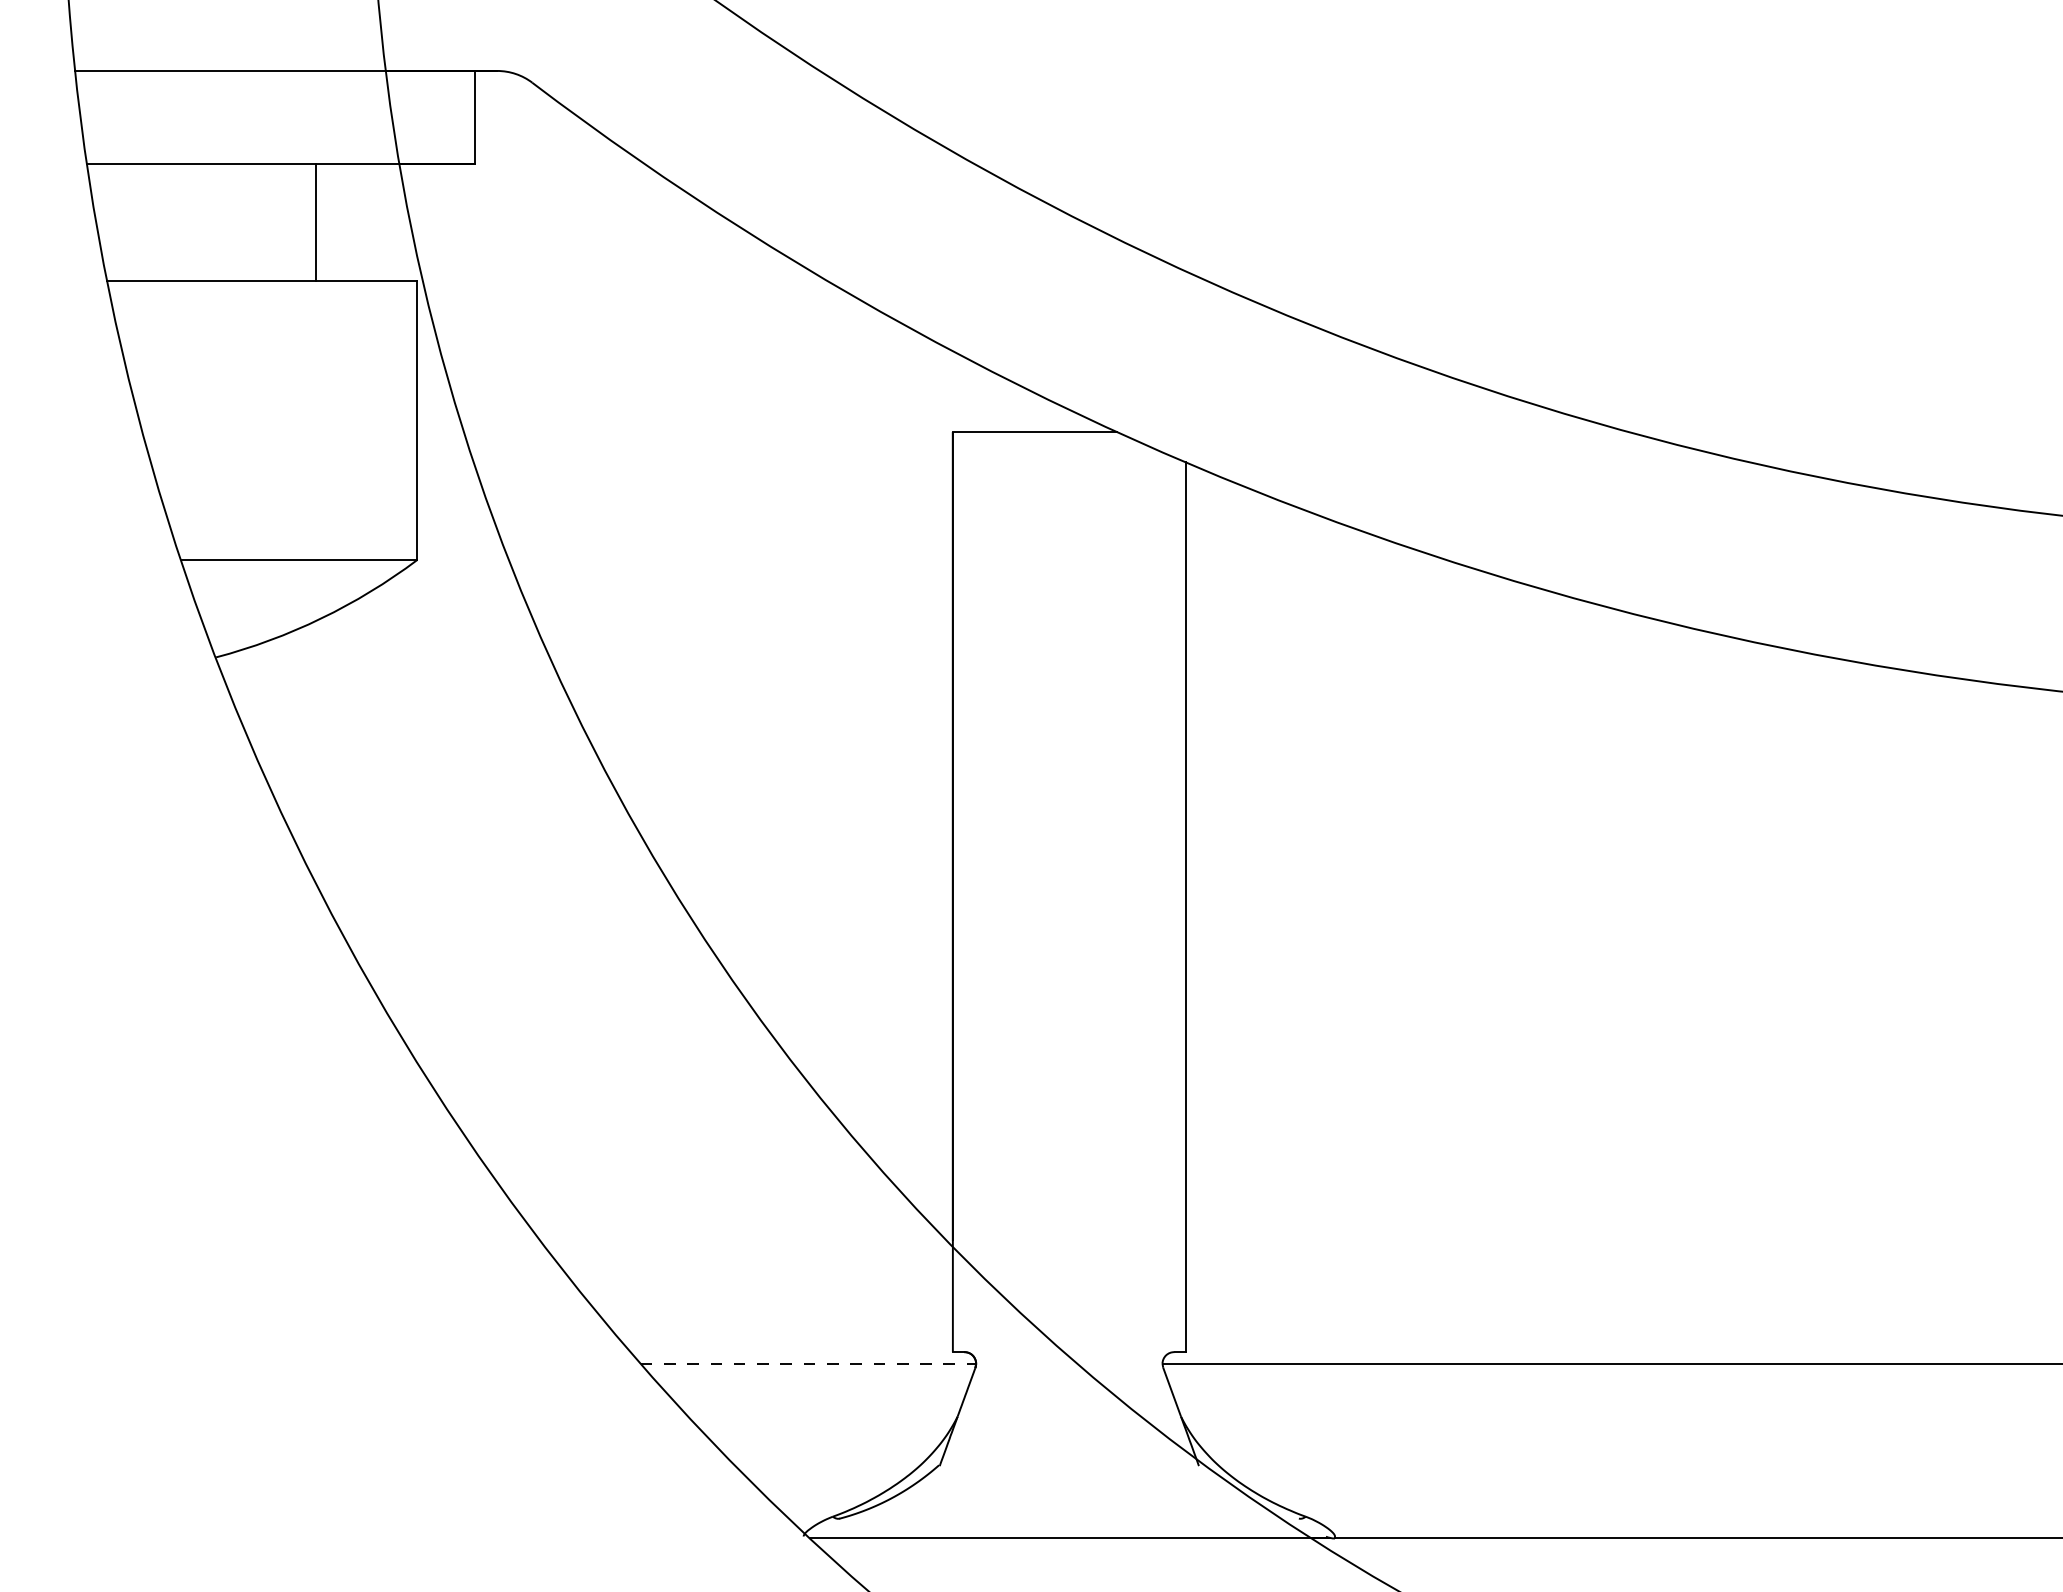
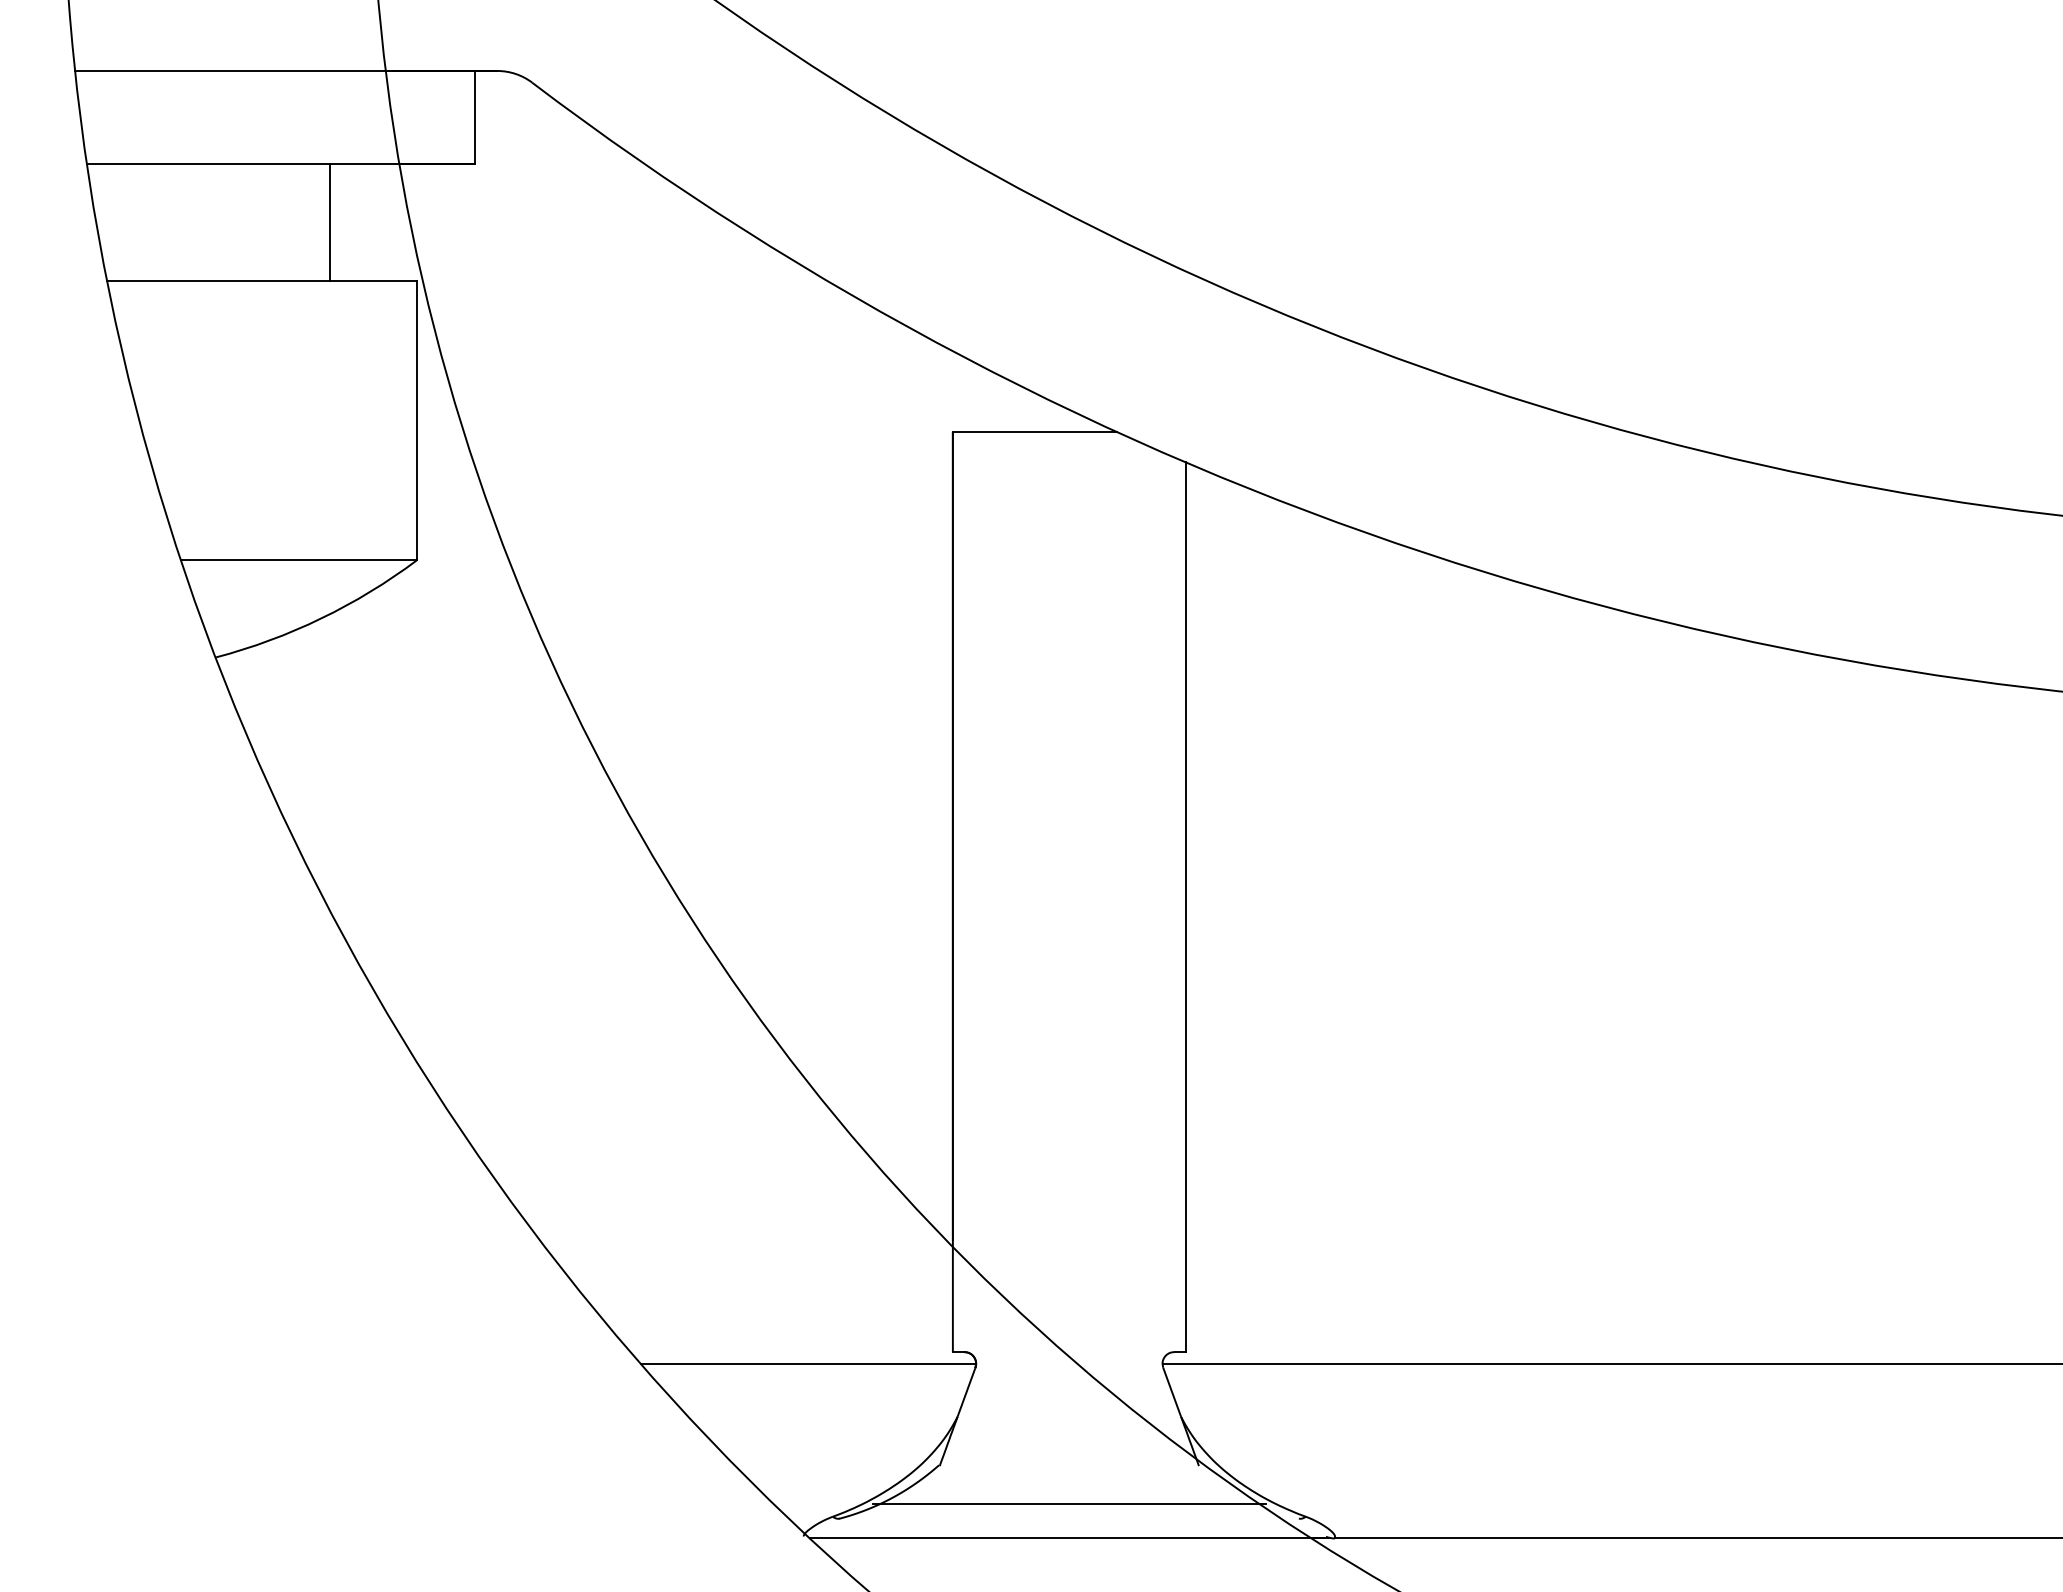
line position: (315, 222) -> (329, 222) (329, 222)
line: dashed -> solid (808, 1363)
line: none -> present (1069, 1503)
